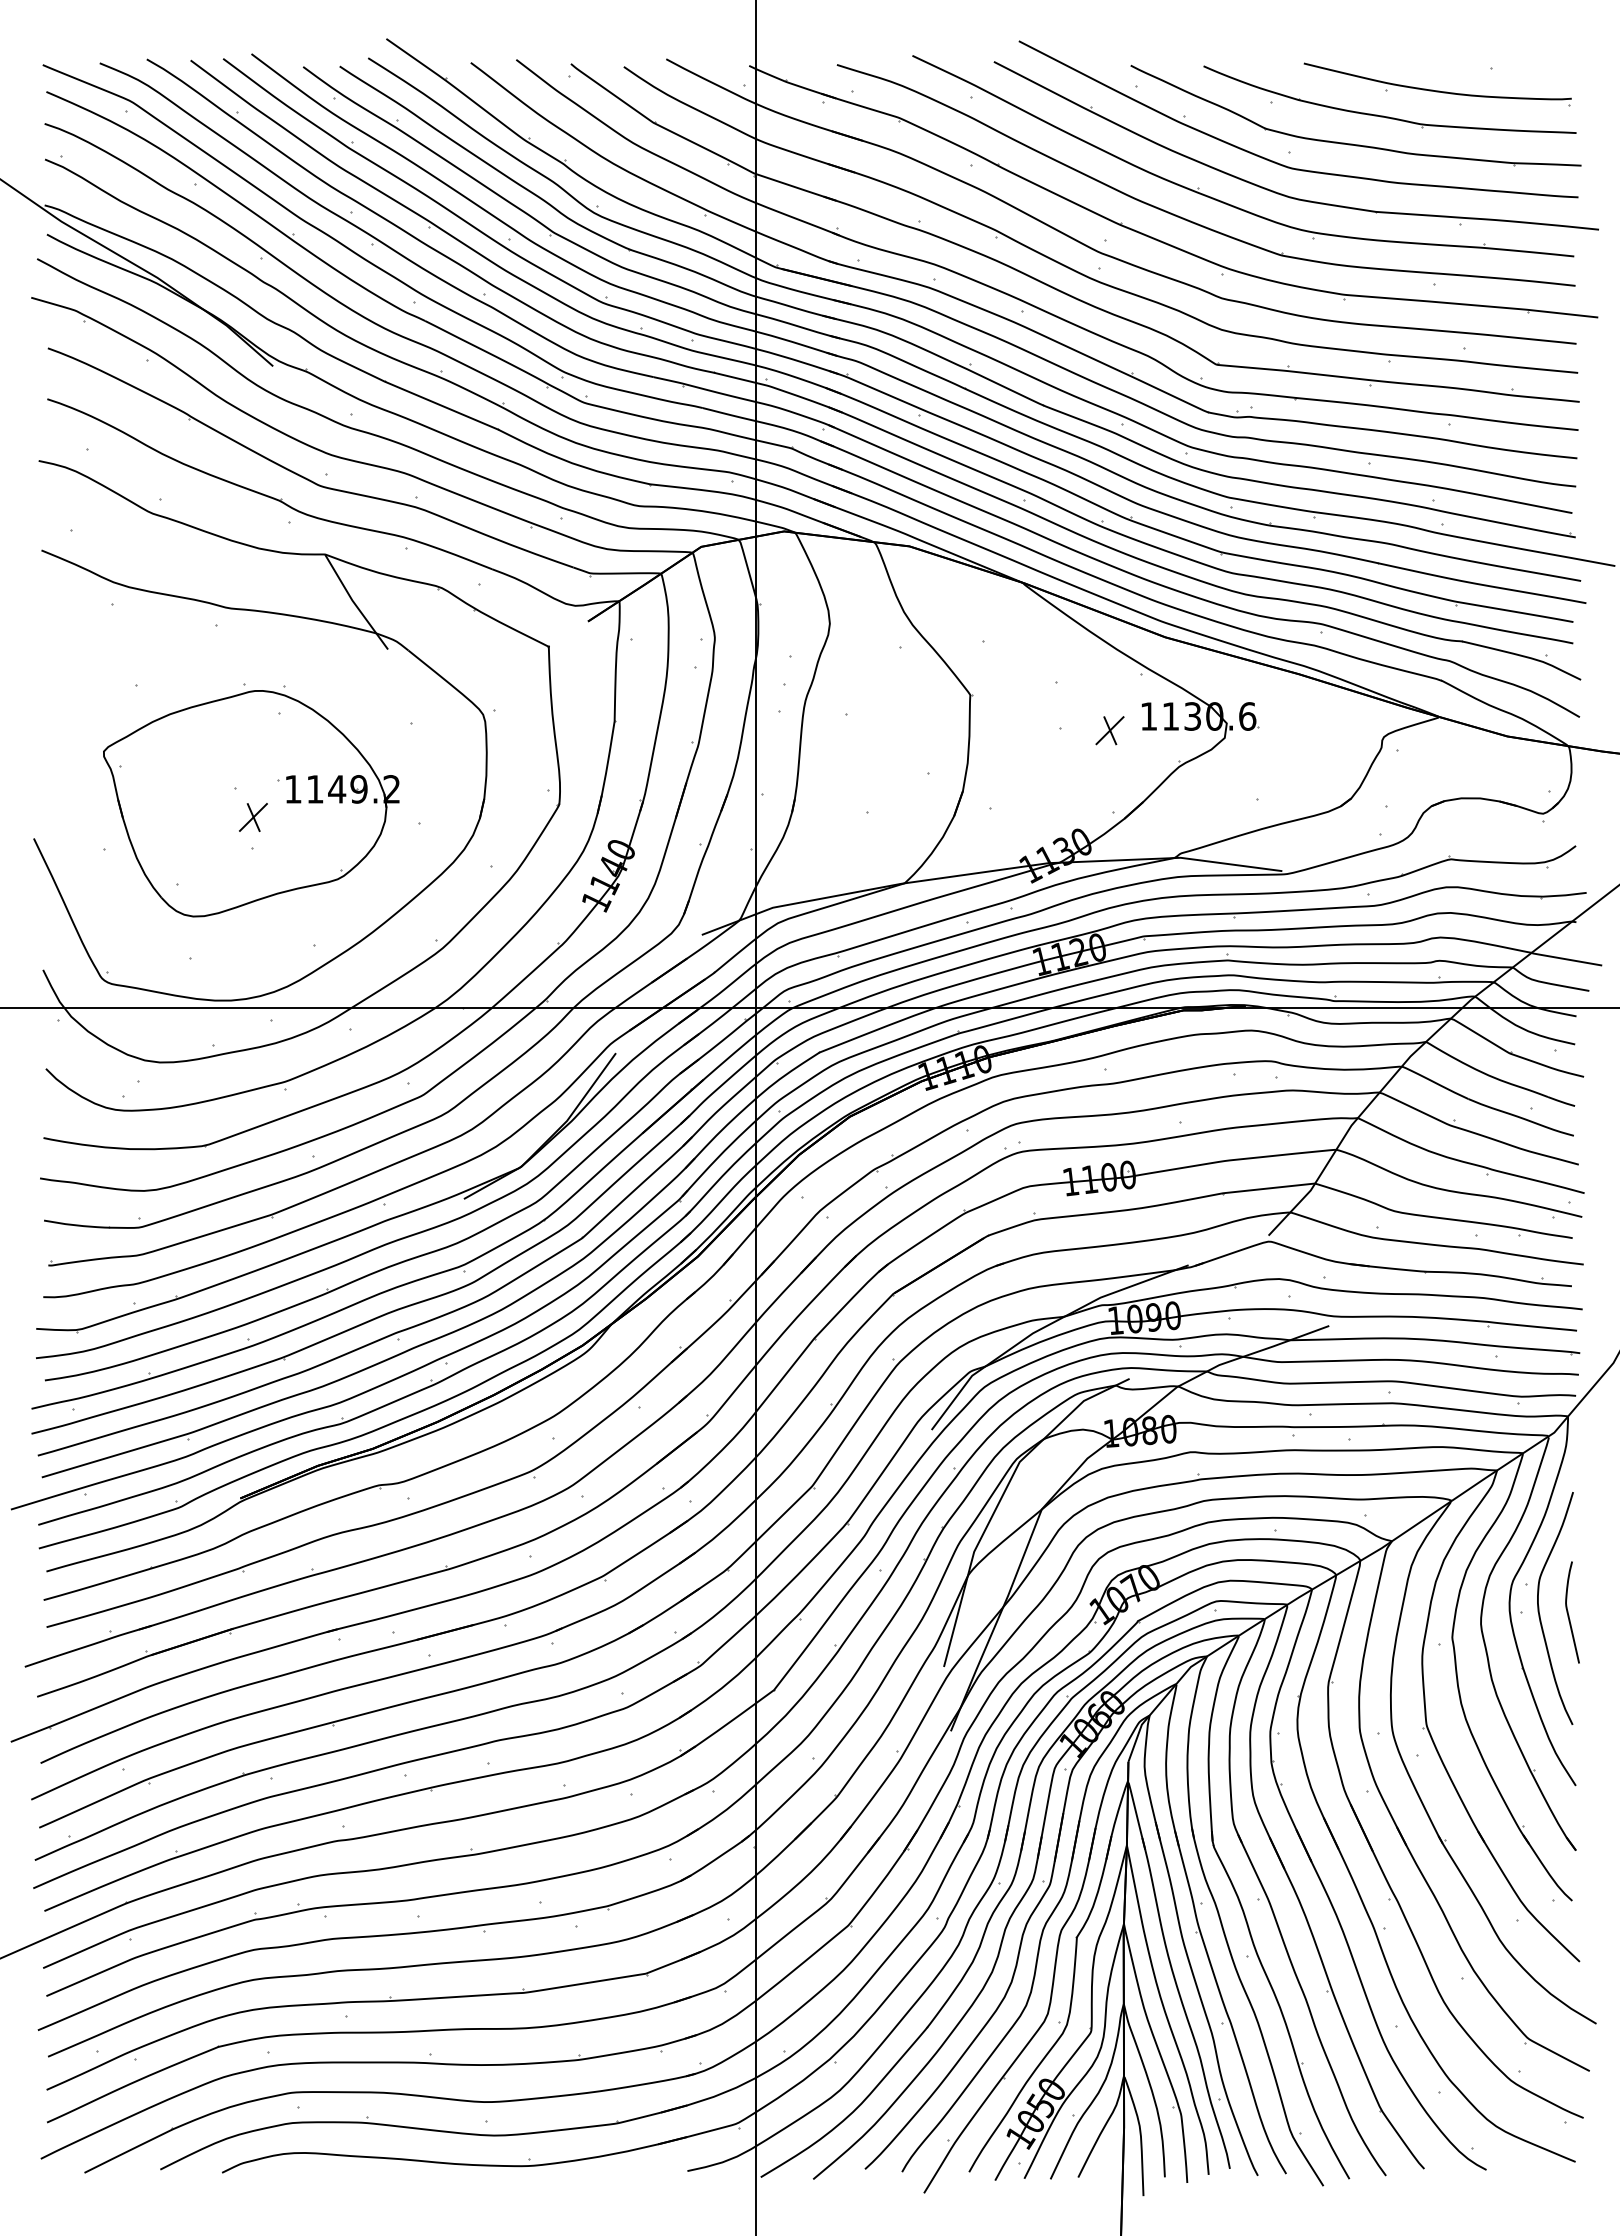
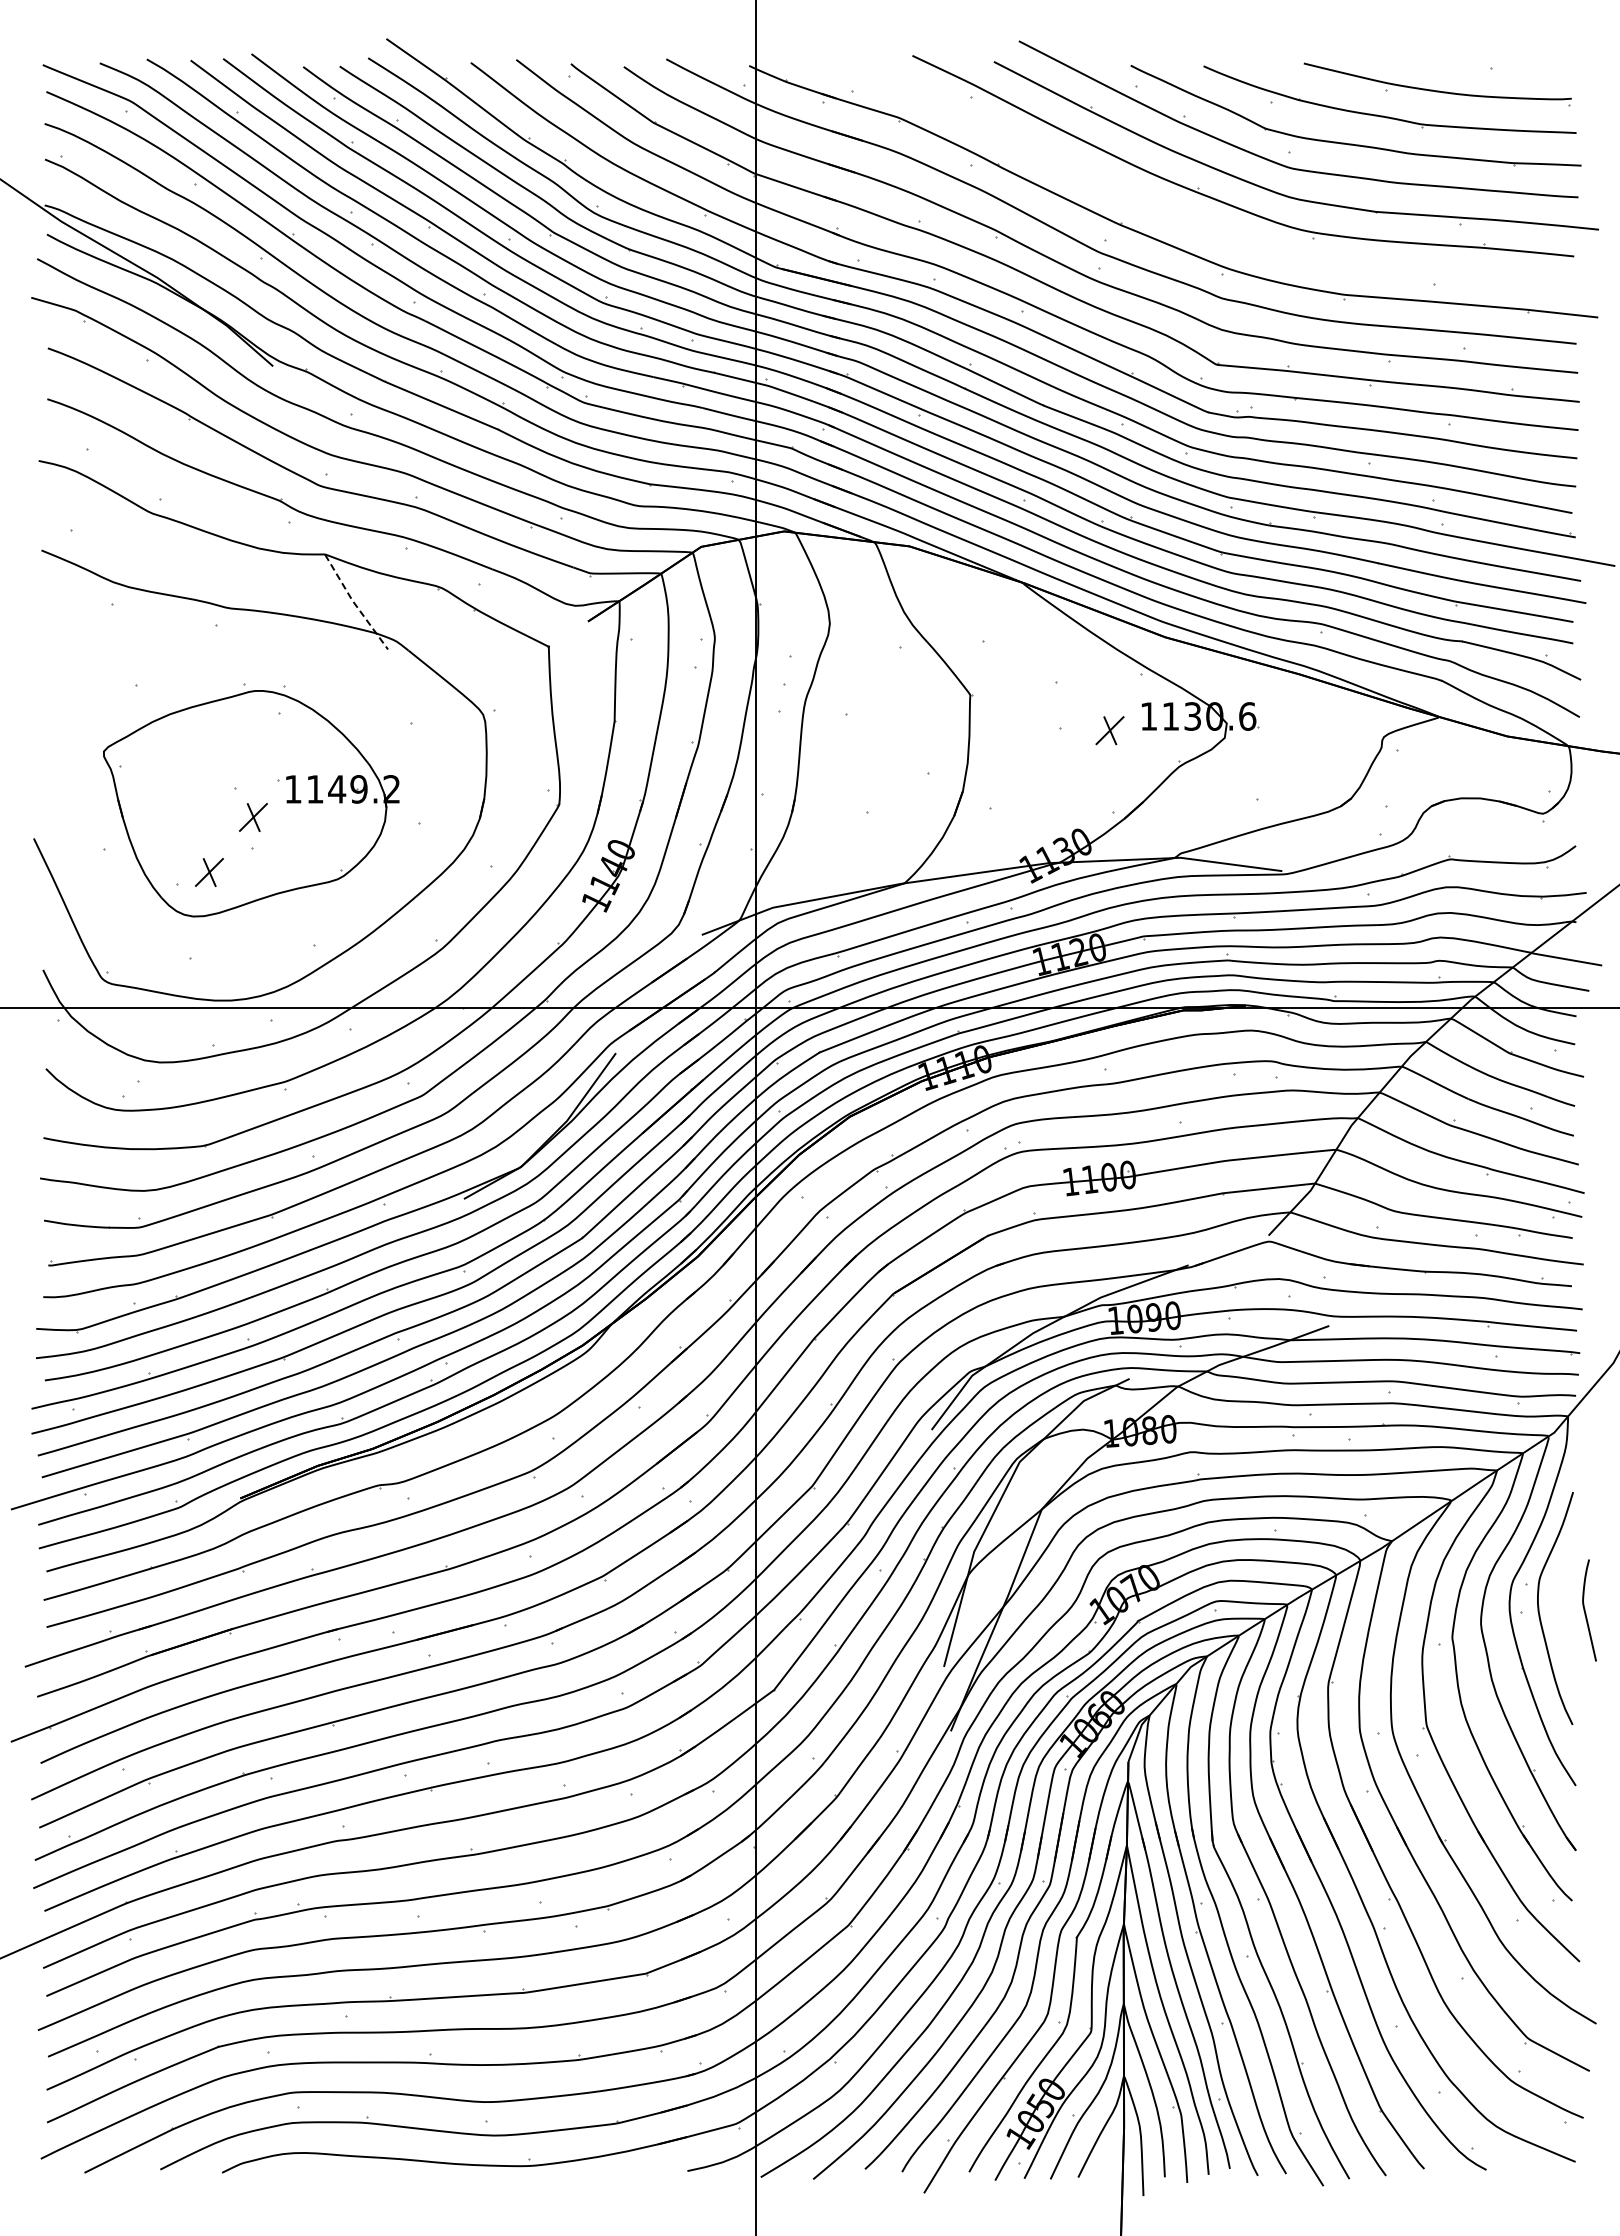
part: present -> none (1188, 219)
line: solid -> dashed (354, 602)
part: none -> present (209, 872)
curve position: (1568, 1612) -> (1585, 1610) (1585, 1610)
